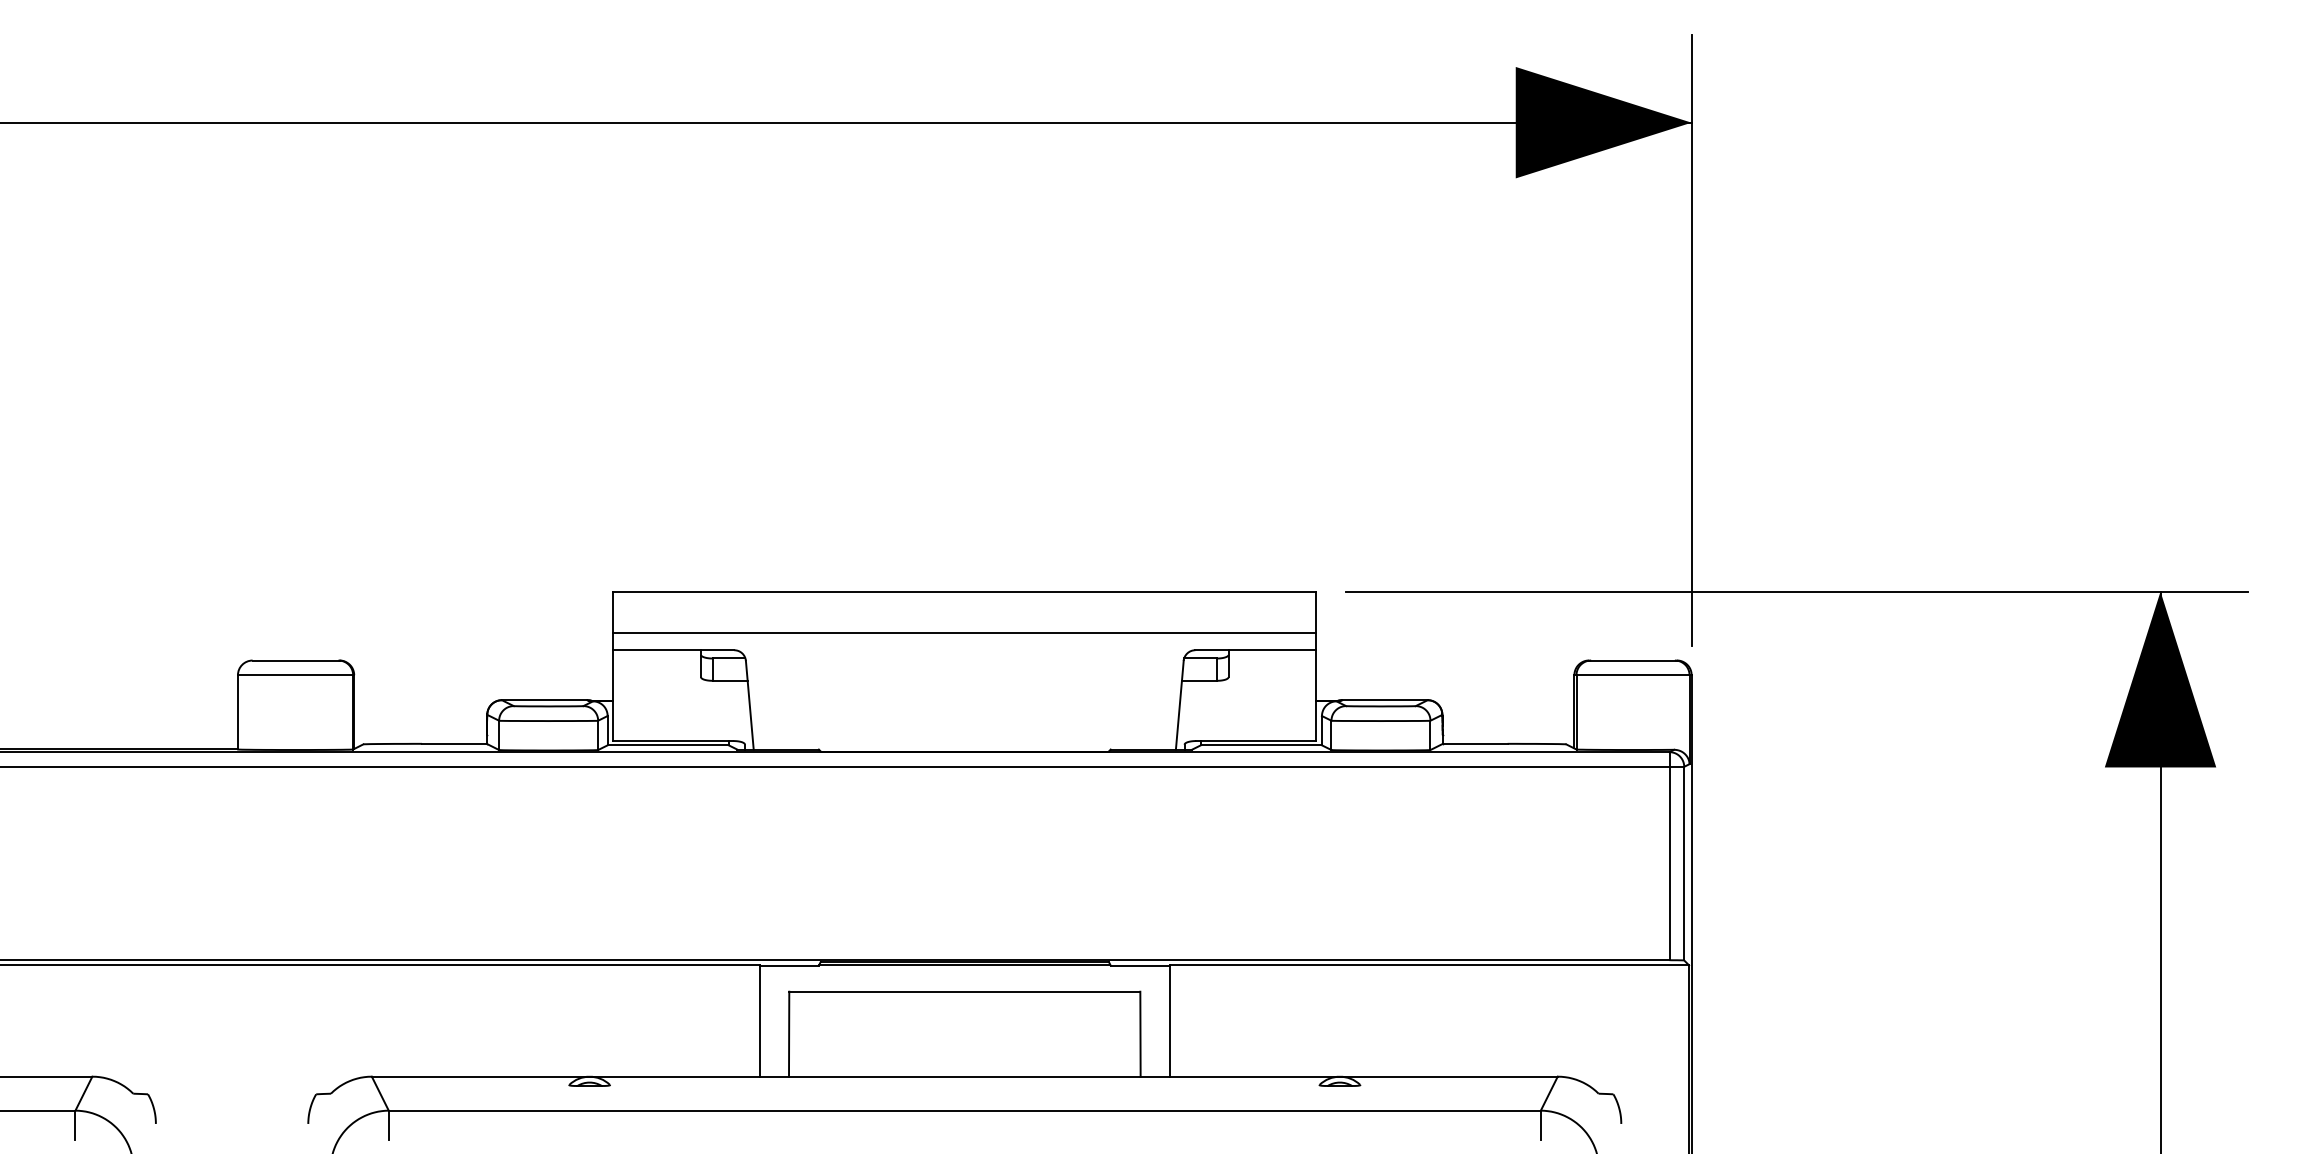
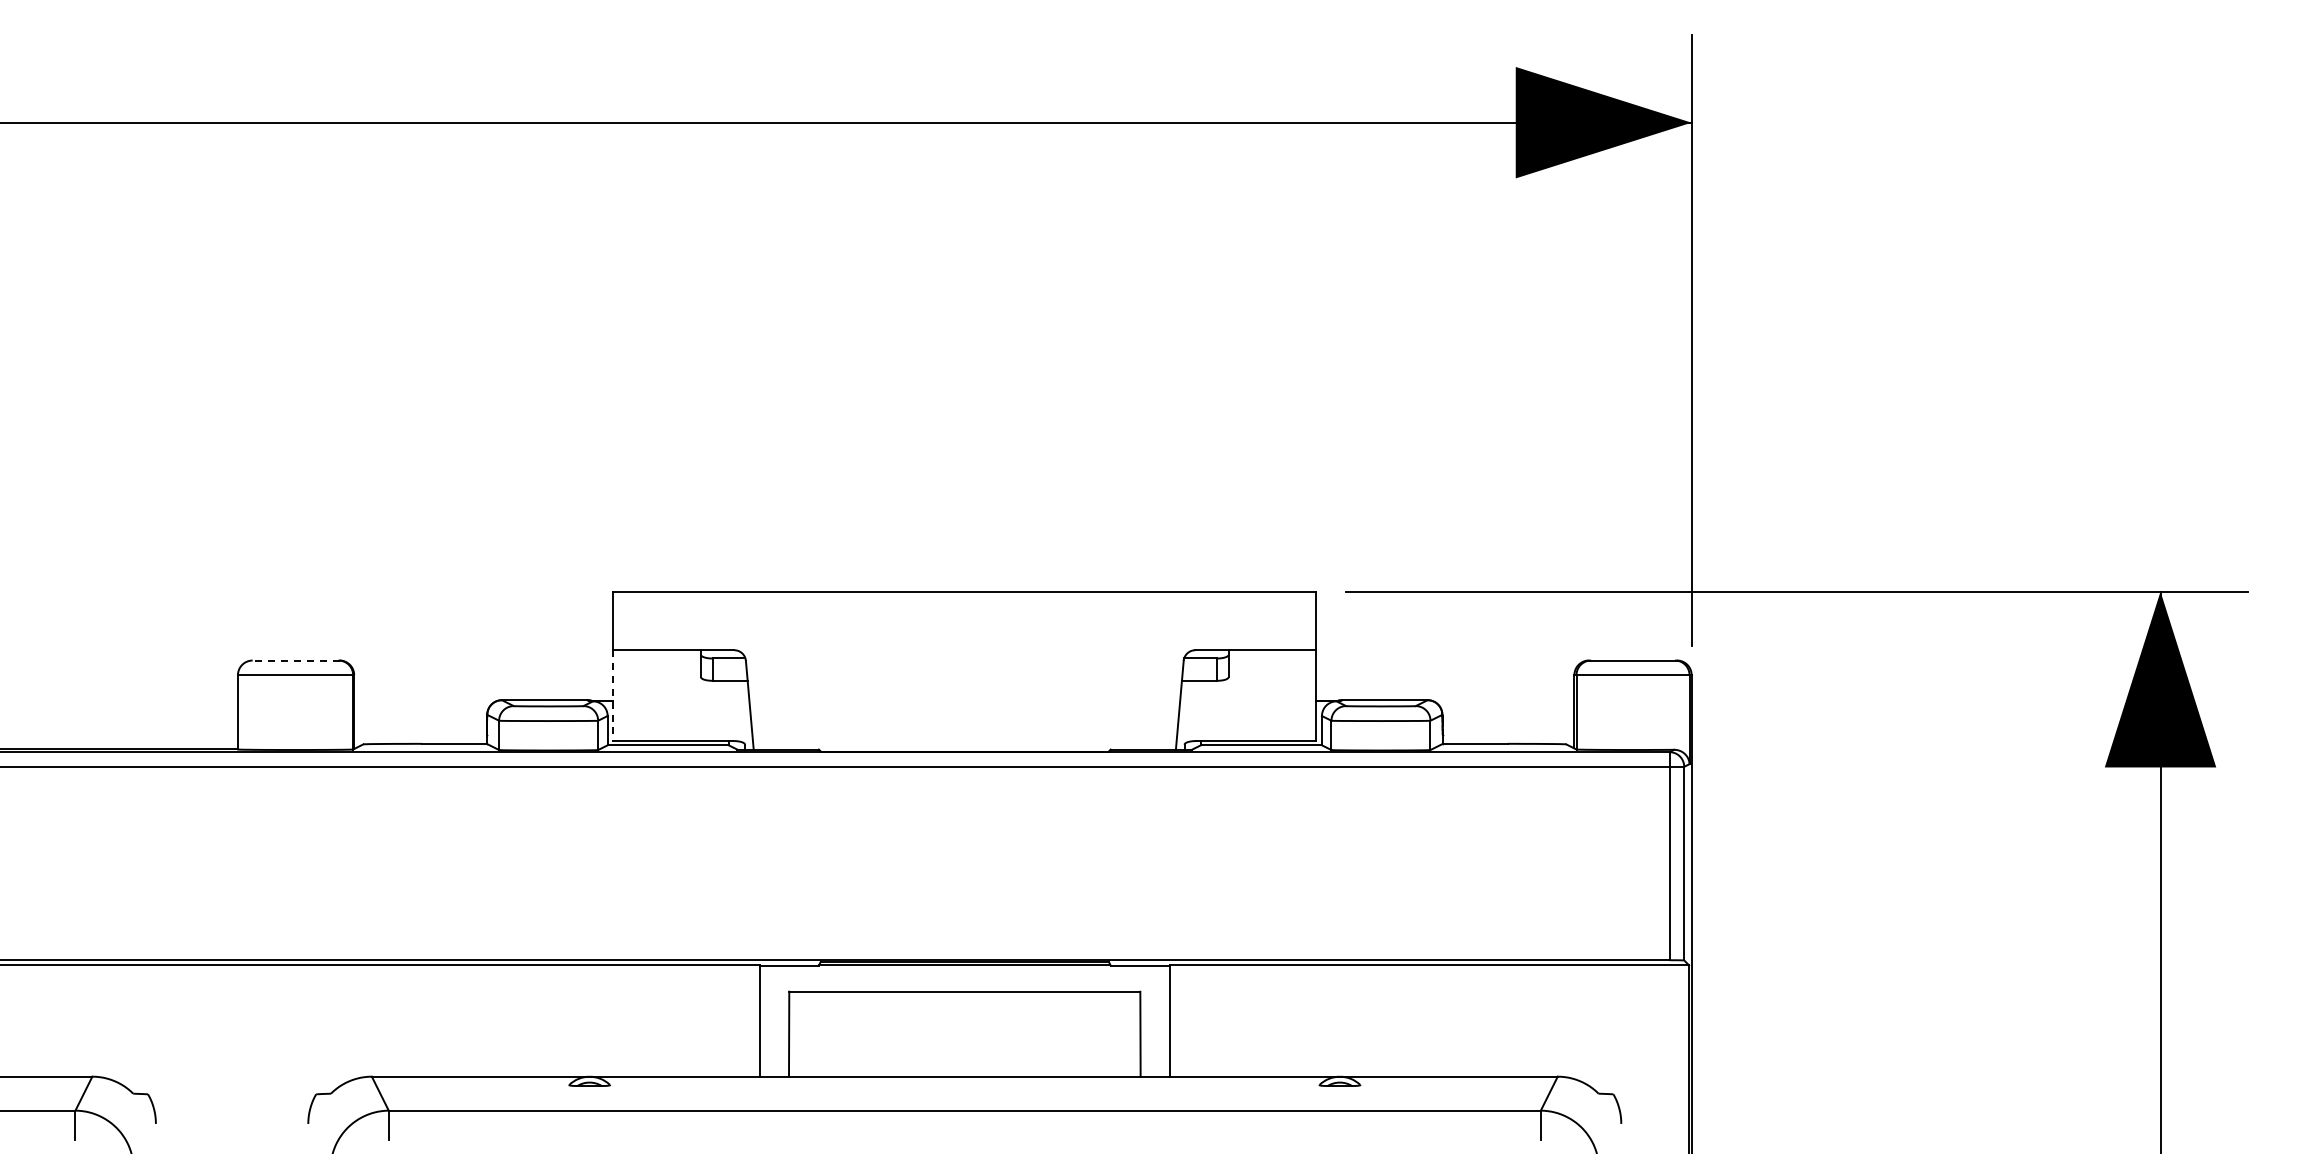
line: present -> none (964, 632)
line: solid -> dashed (295, 660)
line: solid -> dashed (613, 696)
